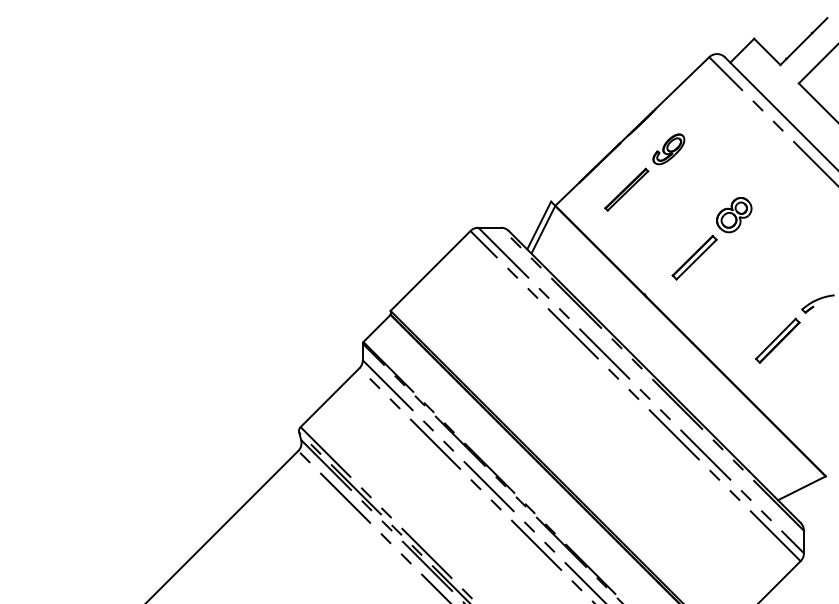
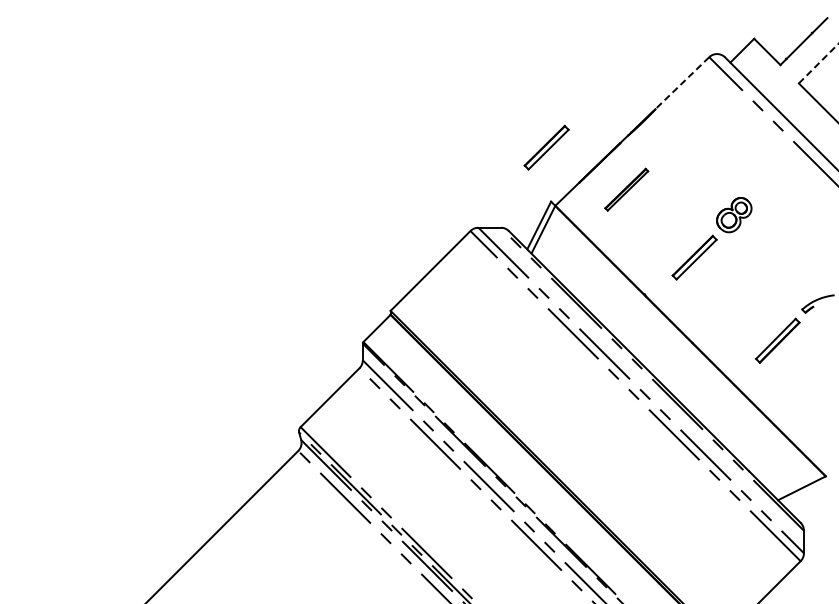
line: solid -> dashed (819, 63)
line: solid -> dashed (682, 83)
part: none -> present (546, 147)
part: present -> none (668, 149)
